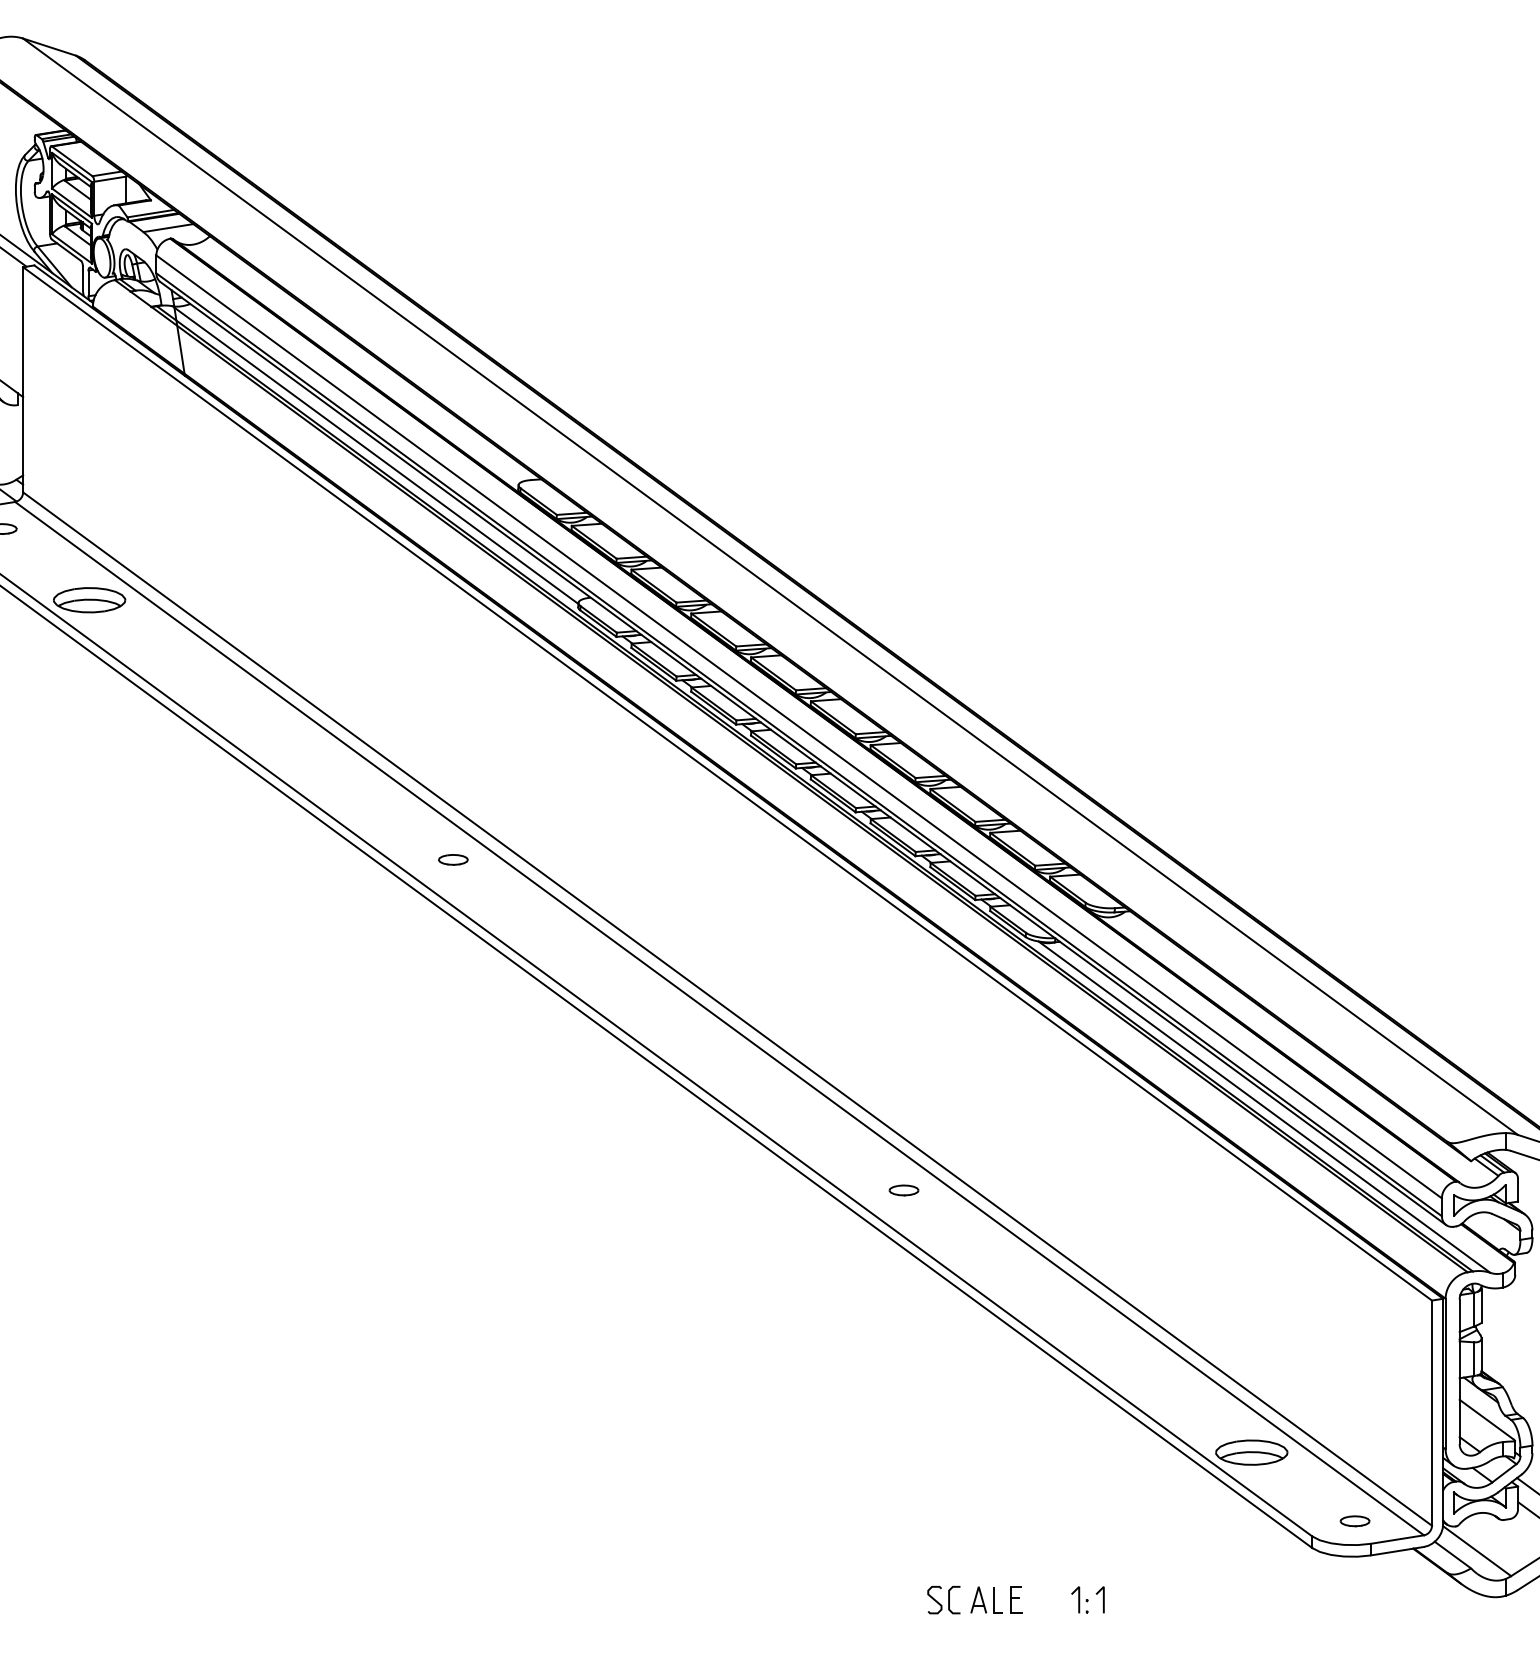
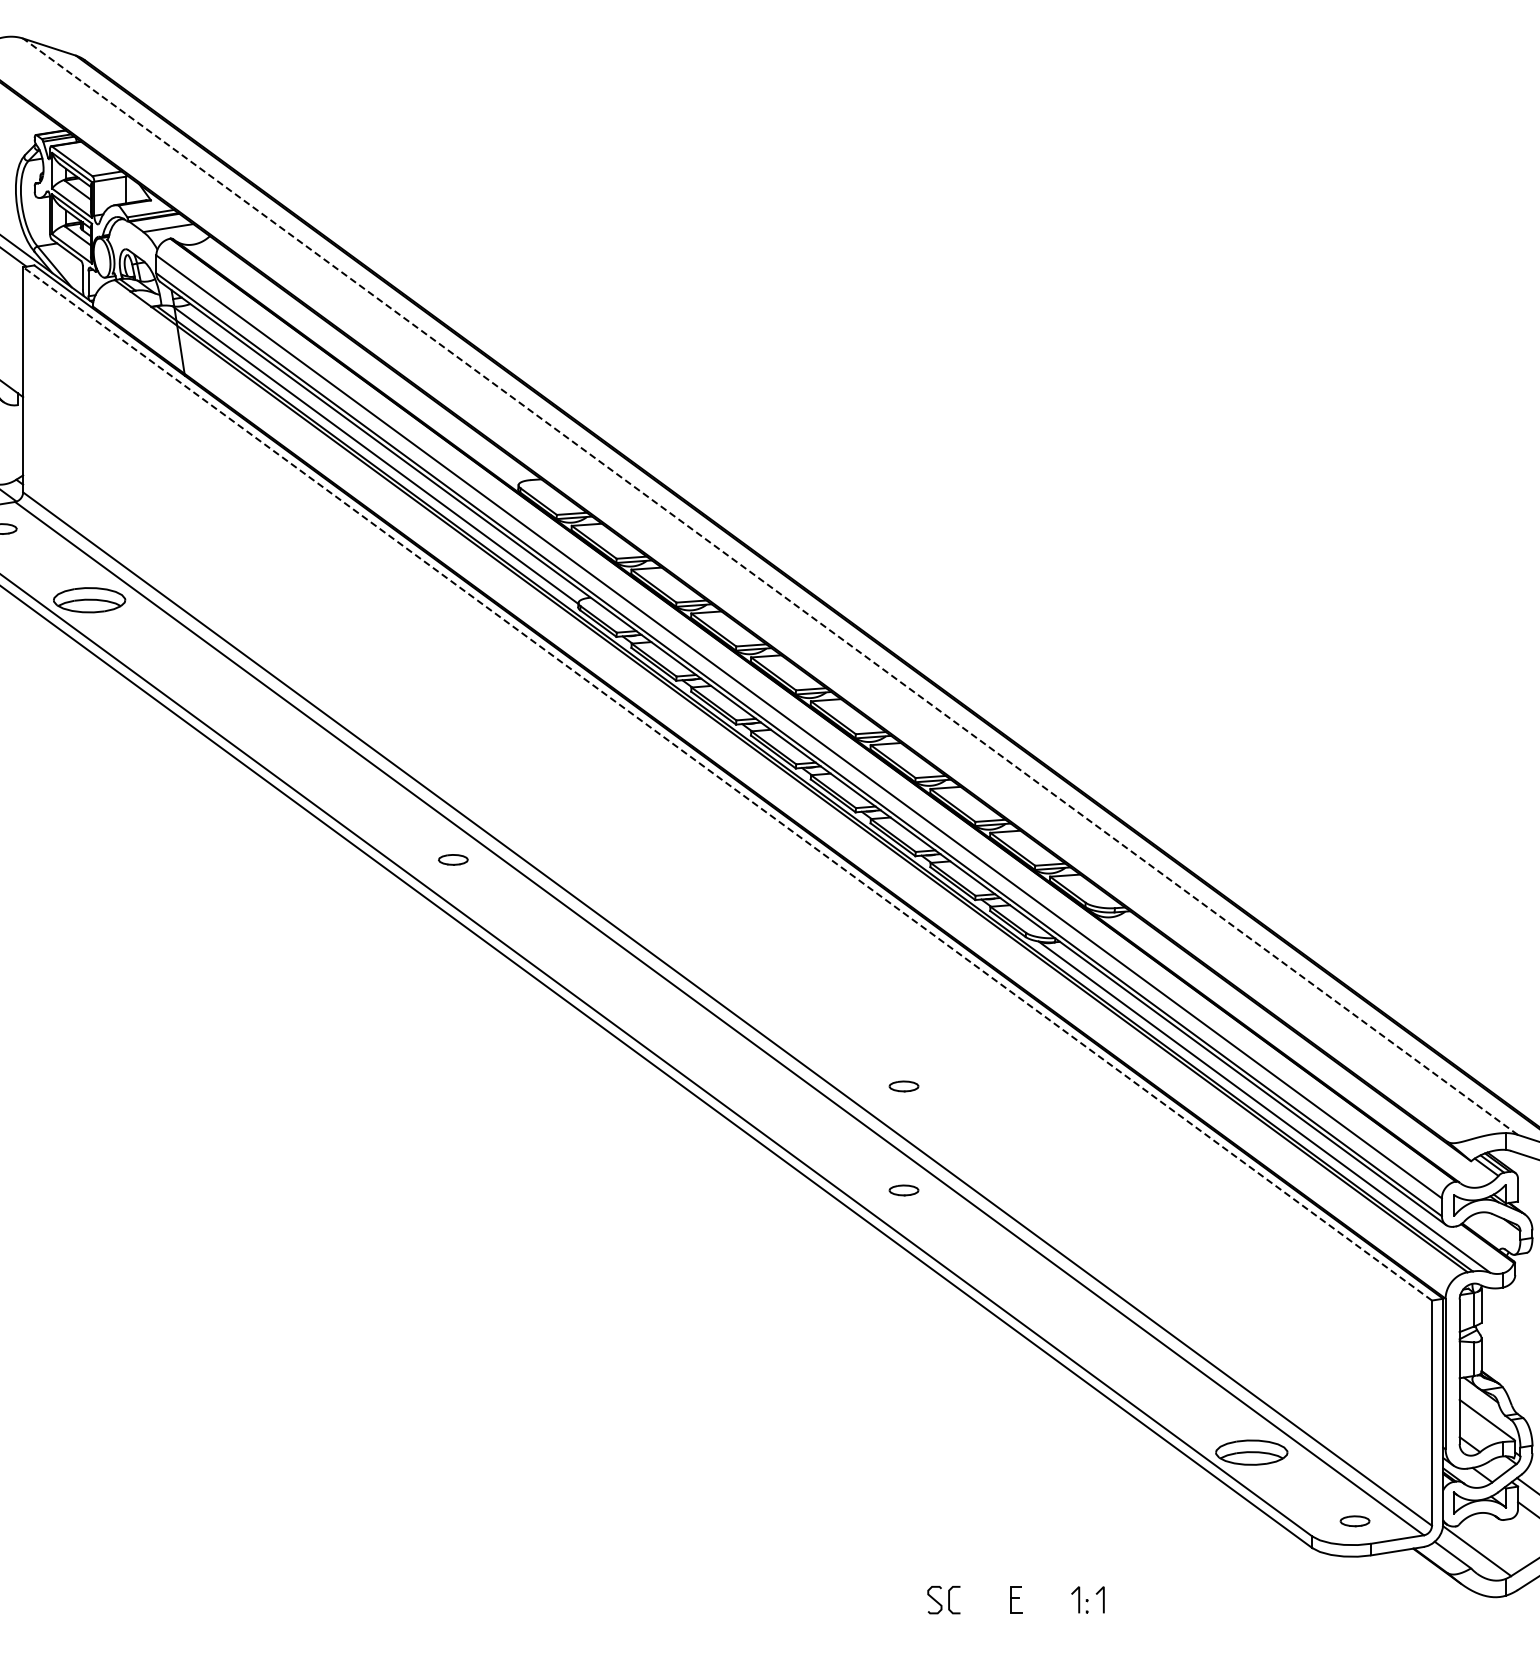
line: solid -> dashed (770, 586)
line: solid -> dashed (727, 783)
part: none -> present (903, 1086)
part: present -> none (986, 1599)
